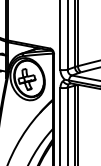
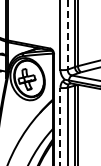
line: solid -> dashed (67, 35)
line: solid -> dashed (60, 126)
